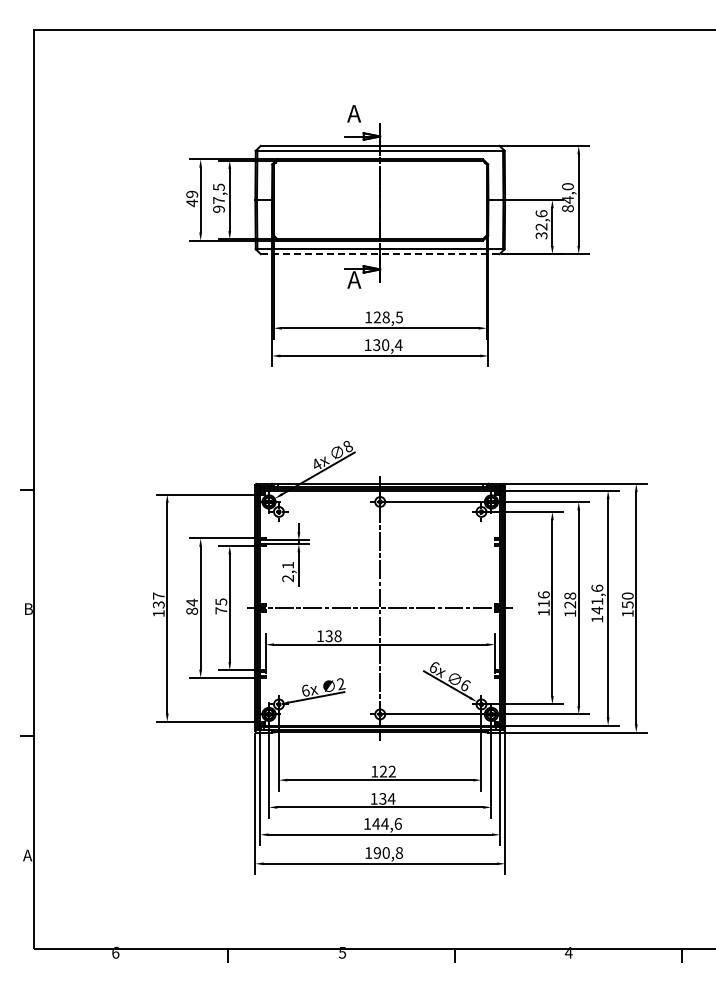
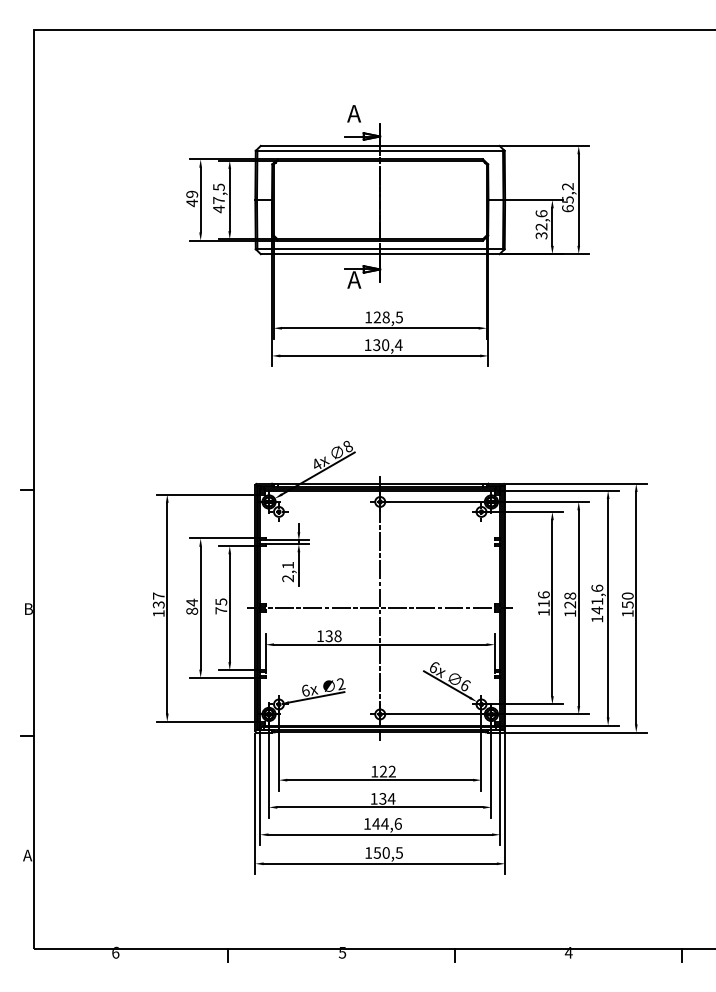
text: 84,0 -> 65,2 (567, 197)
text: 97,5 -> 47,5 (218, 209)
line: dashed -> solid (380, 254)
text: 190,8 -> 150,5 (387, 852)
